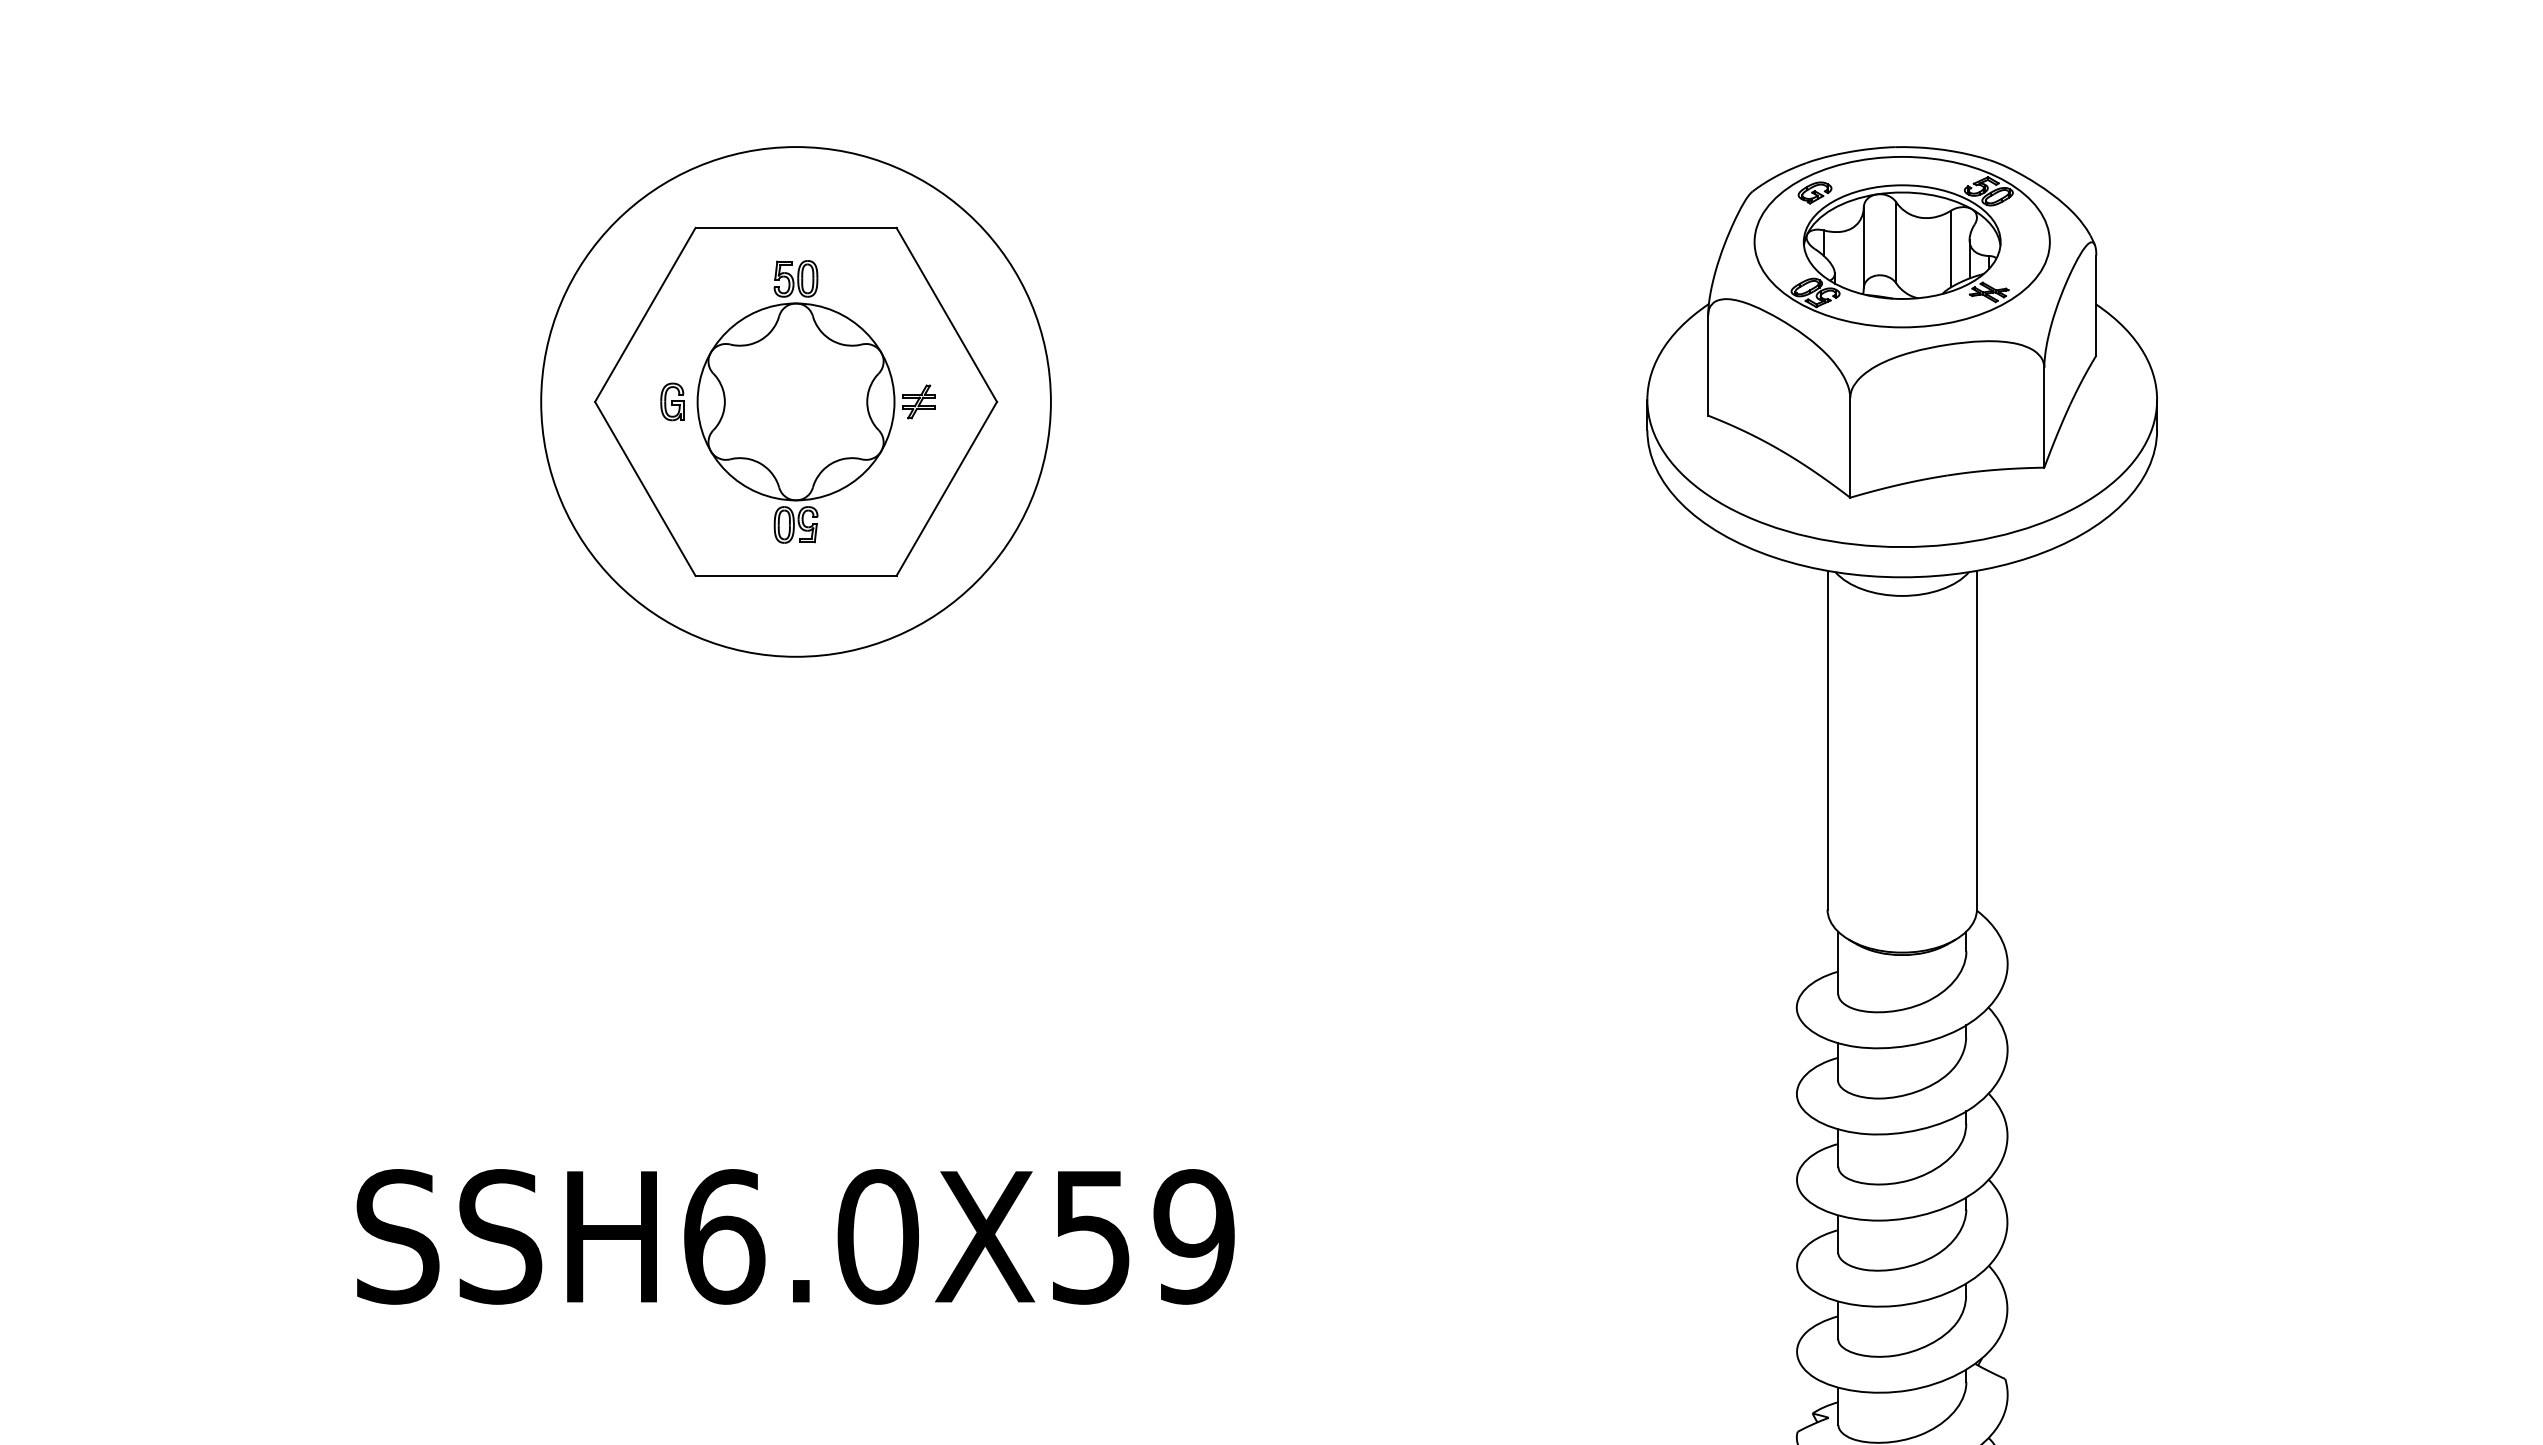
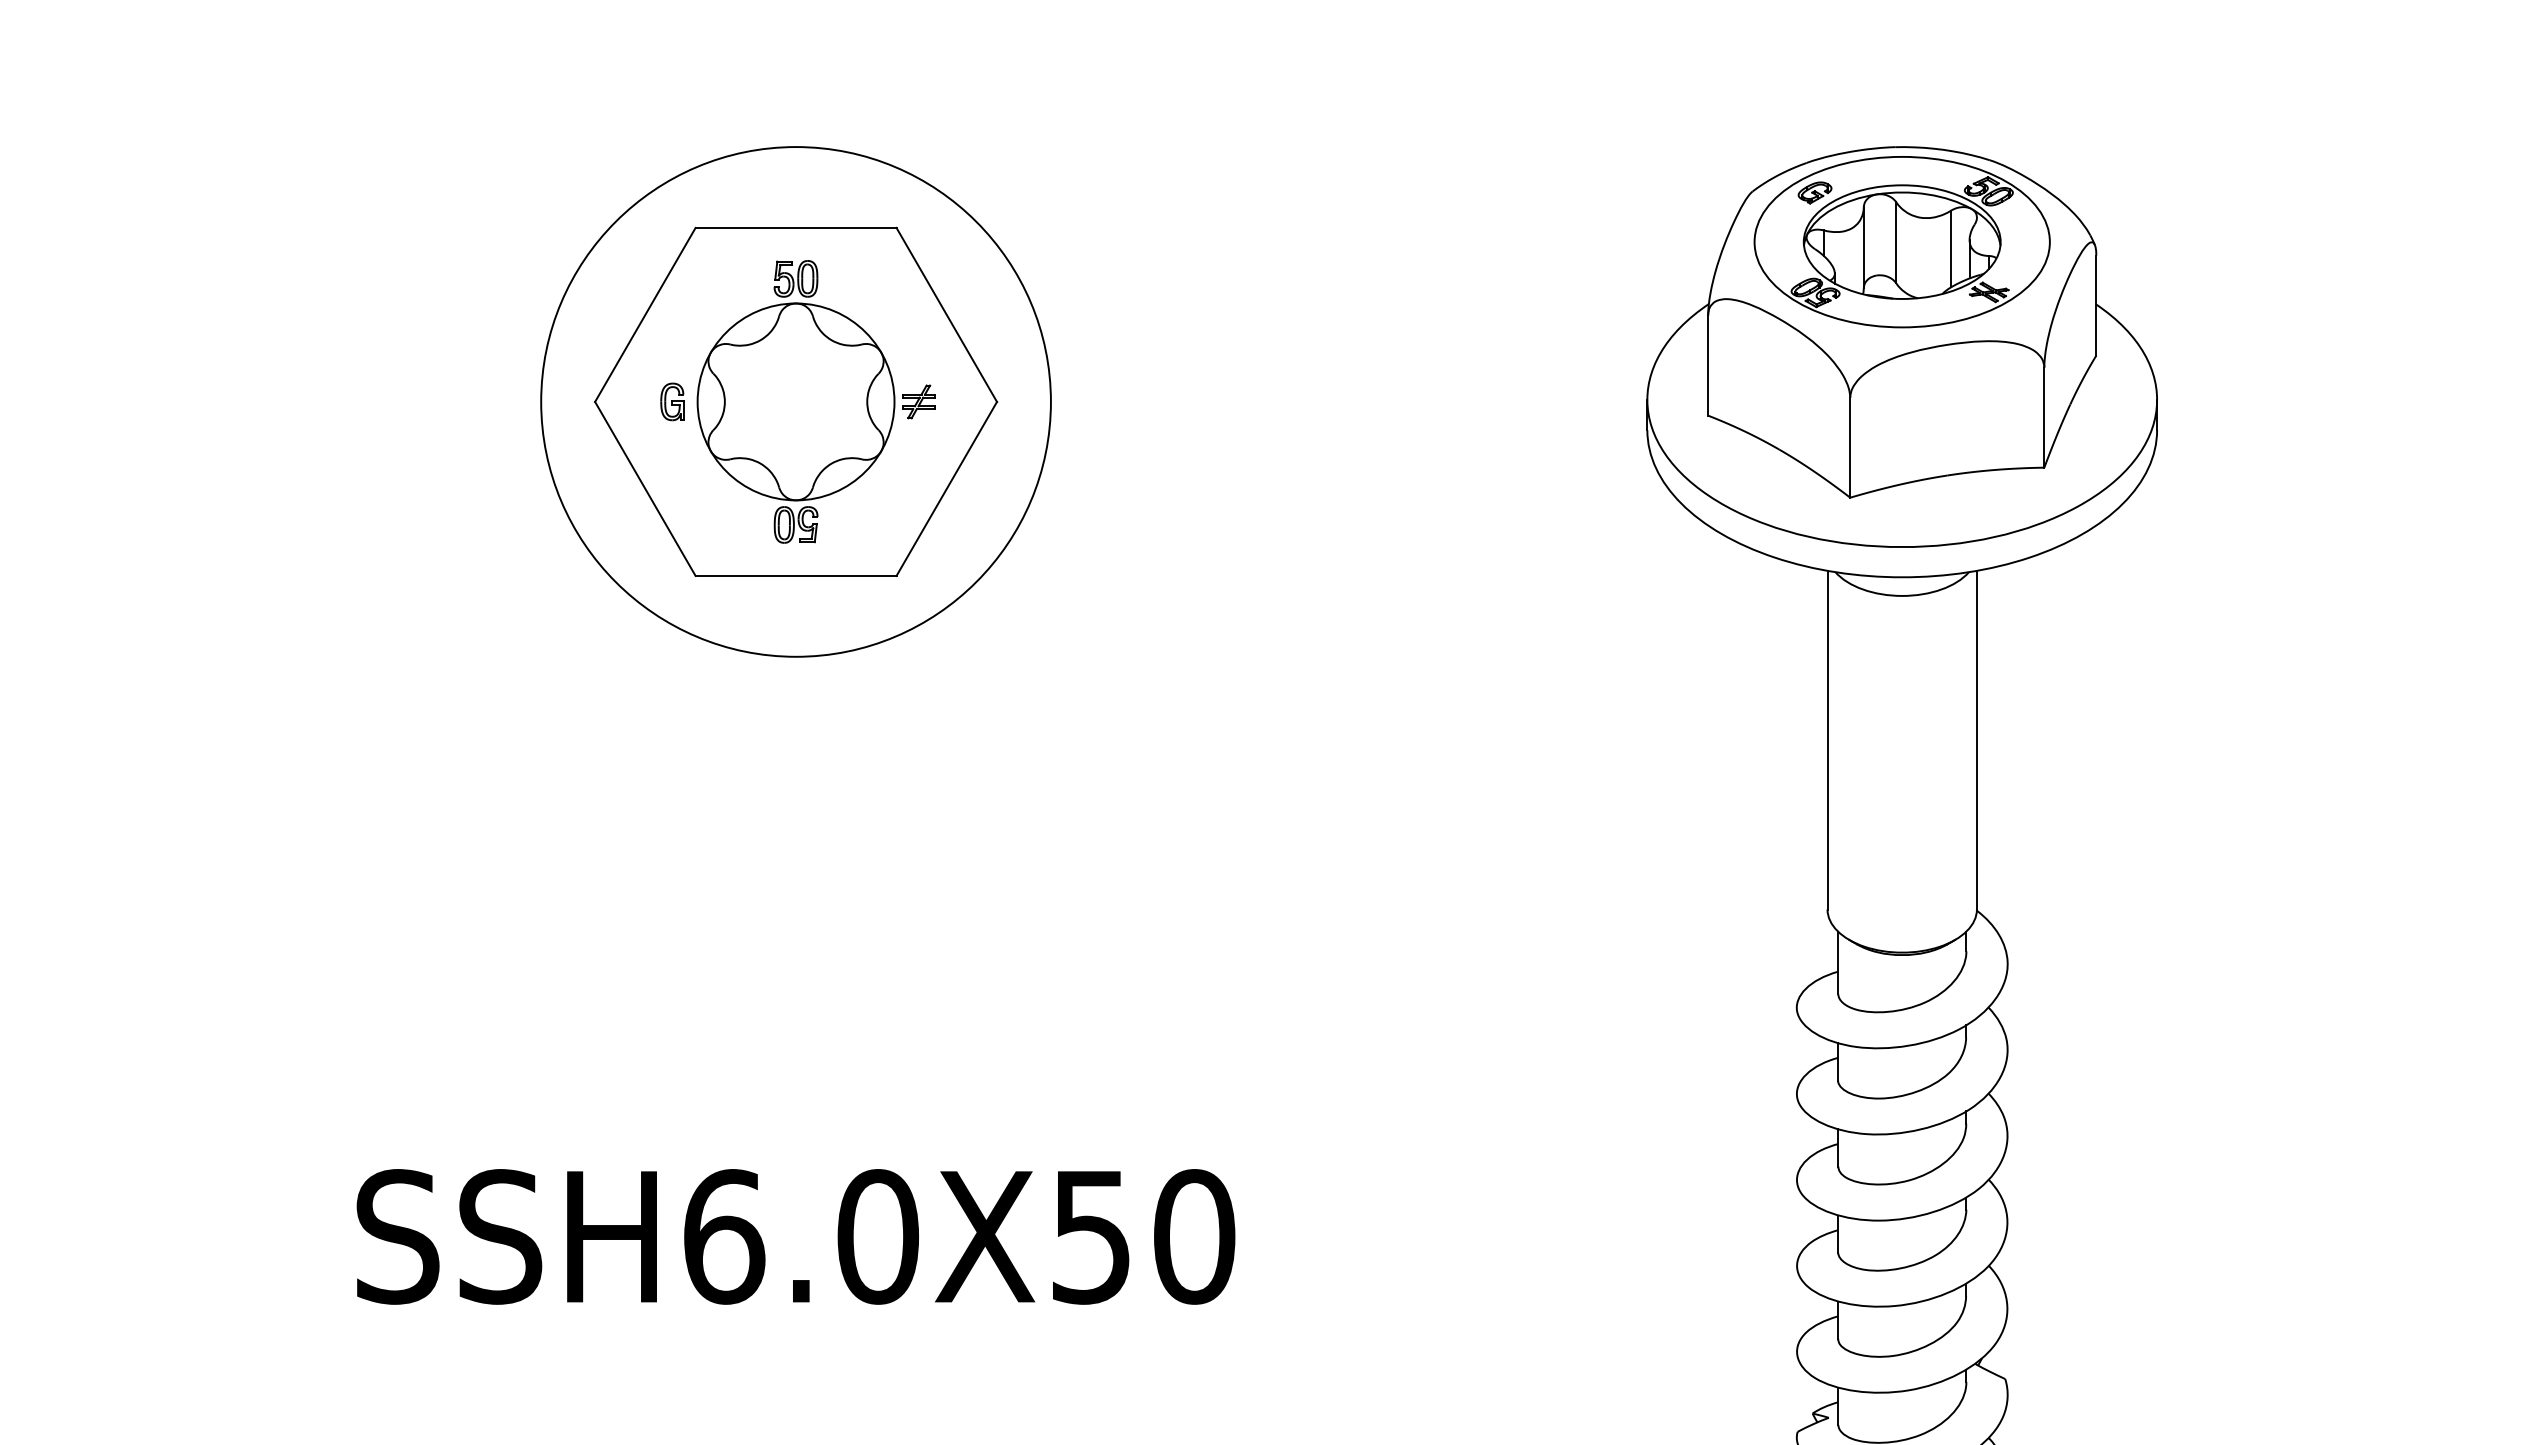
text: SSH6.0X59 -> SSH6.0X50 (1194, 1236)
